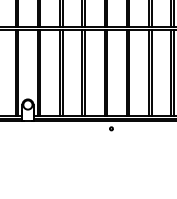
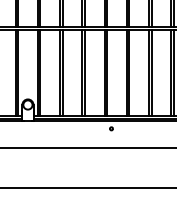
line: none -> present (87, 148)
line: none -> present (87, 187)
